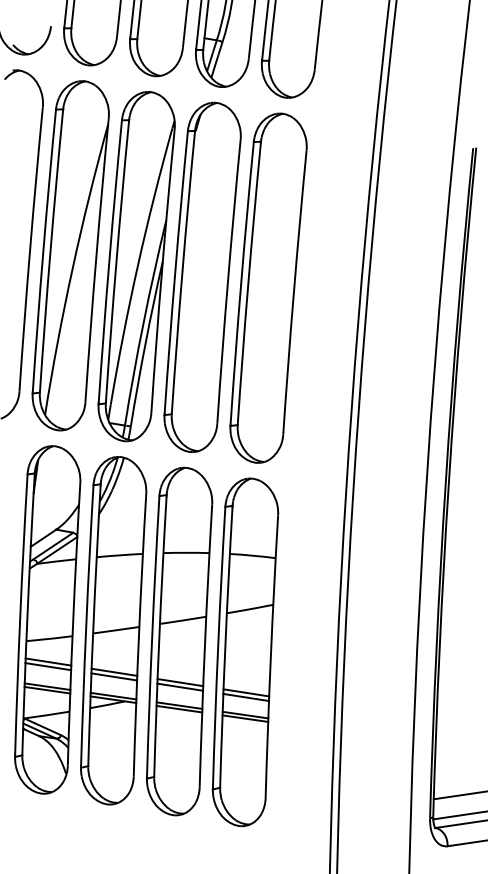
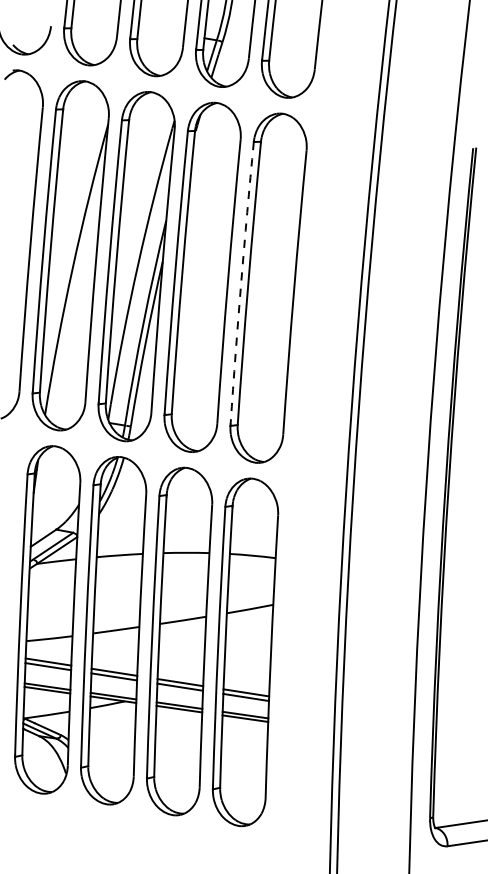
arc: solid -> dashed (241, 283)
line: present -> none (458, 795)
line: present -> none (458, 815)
